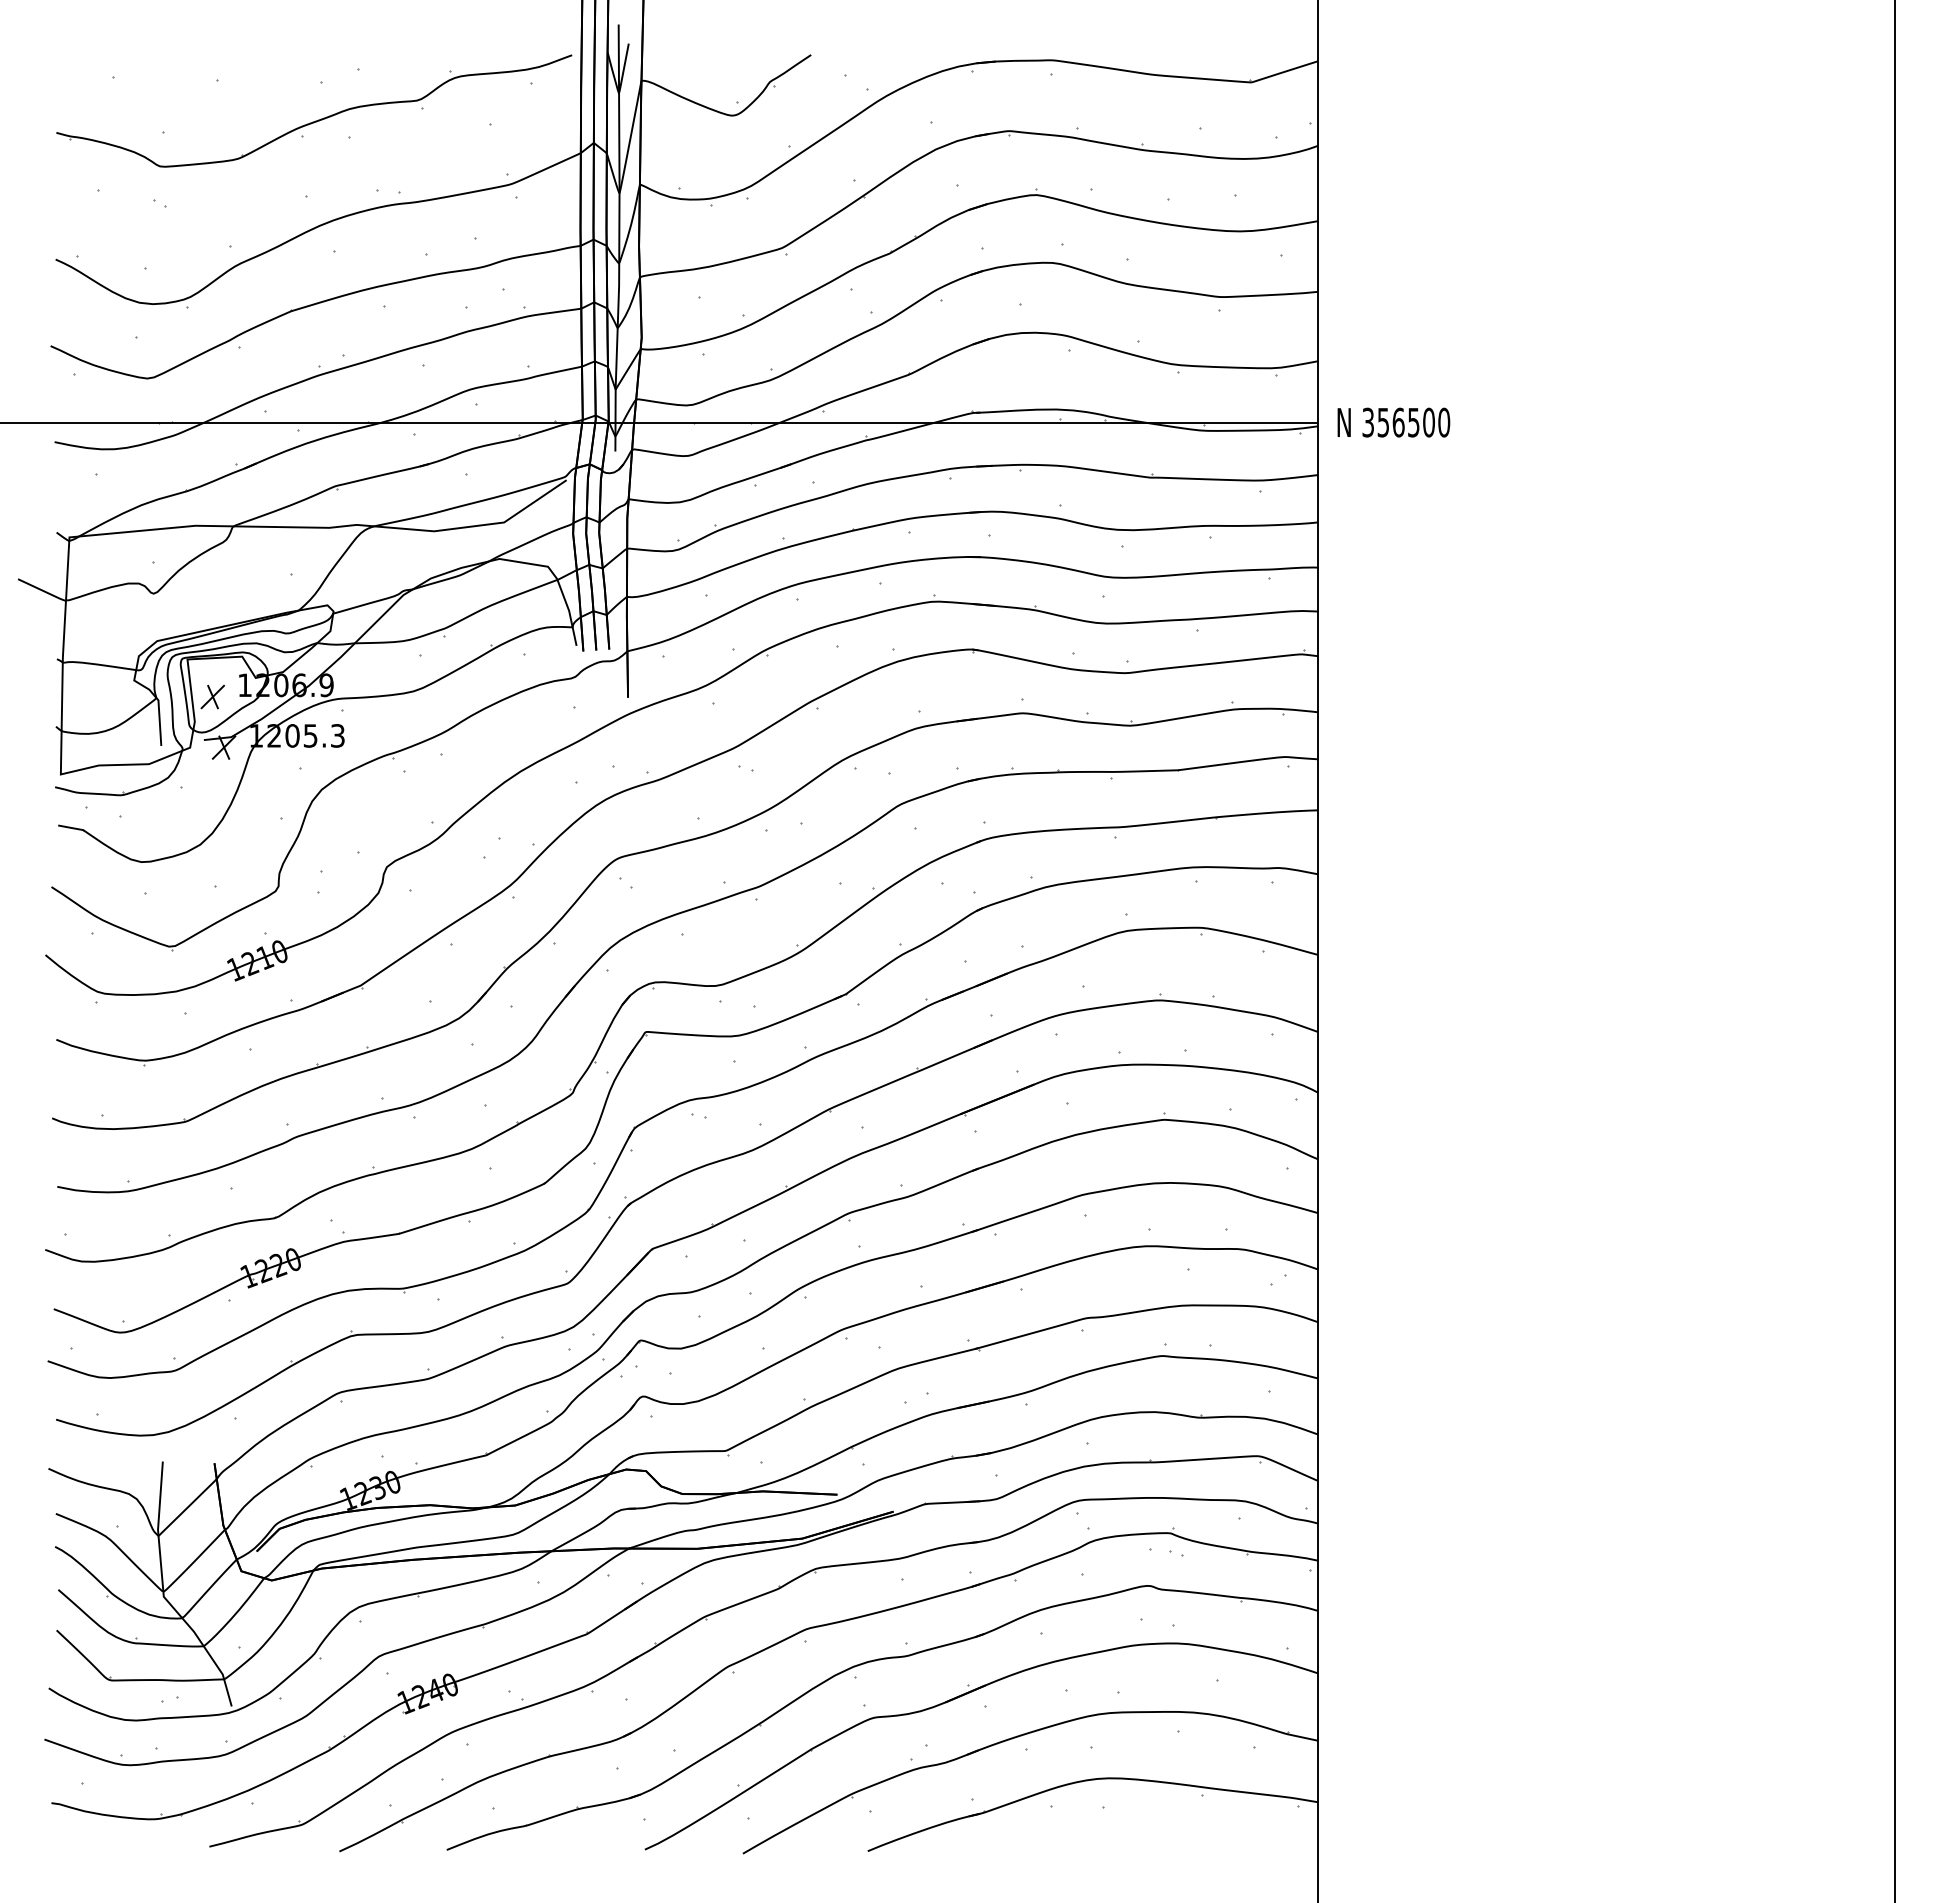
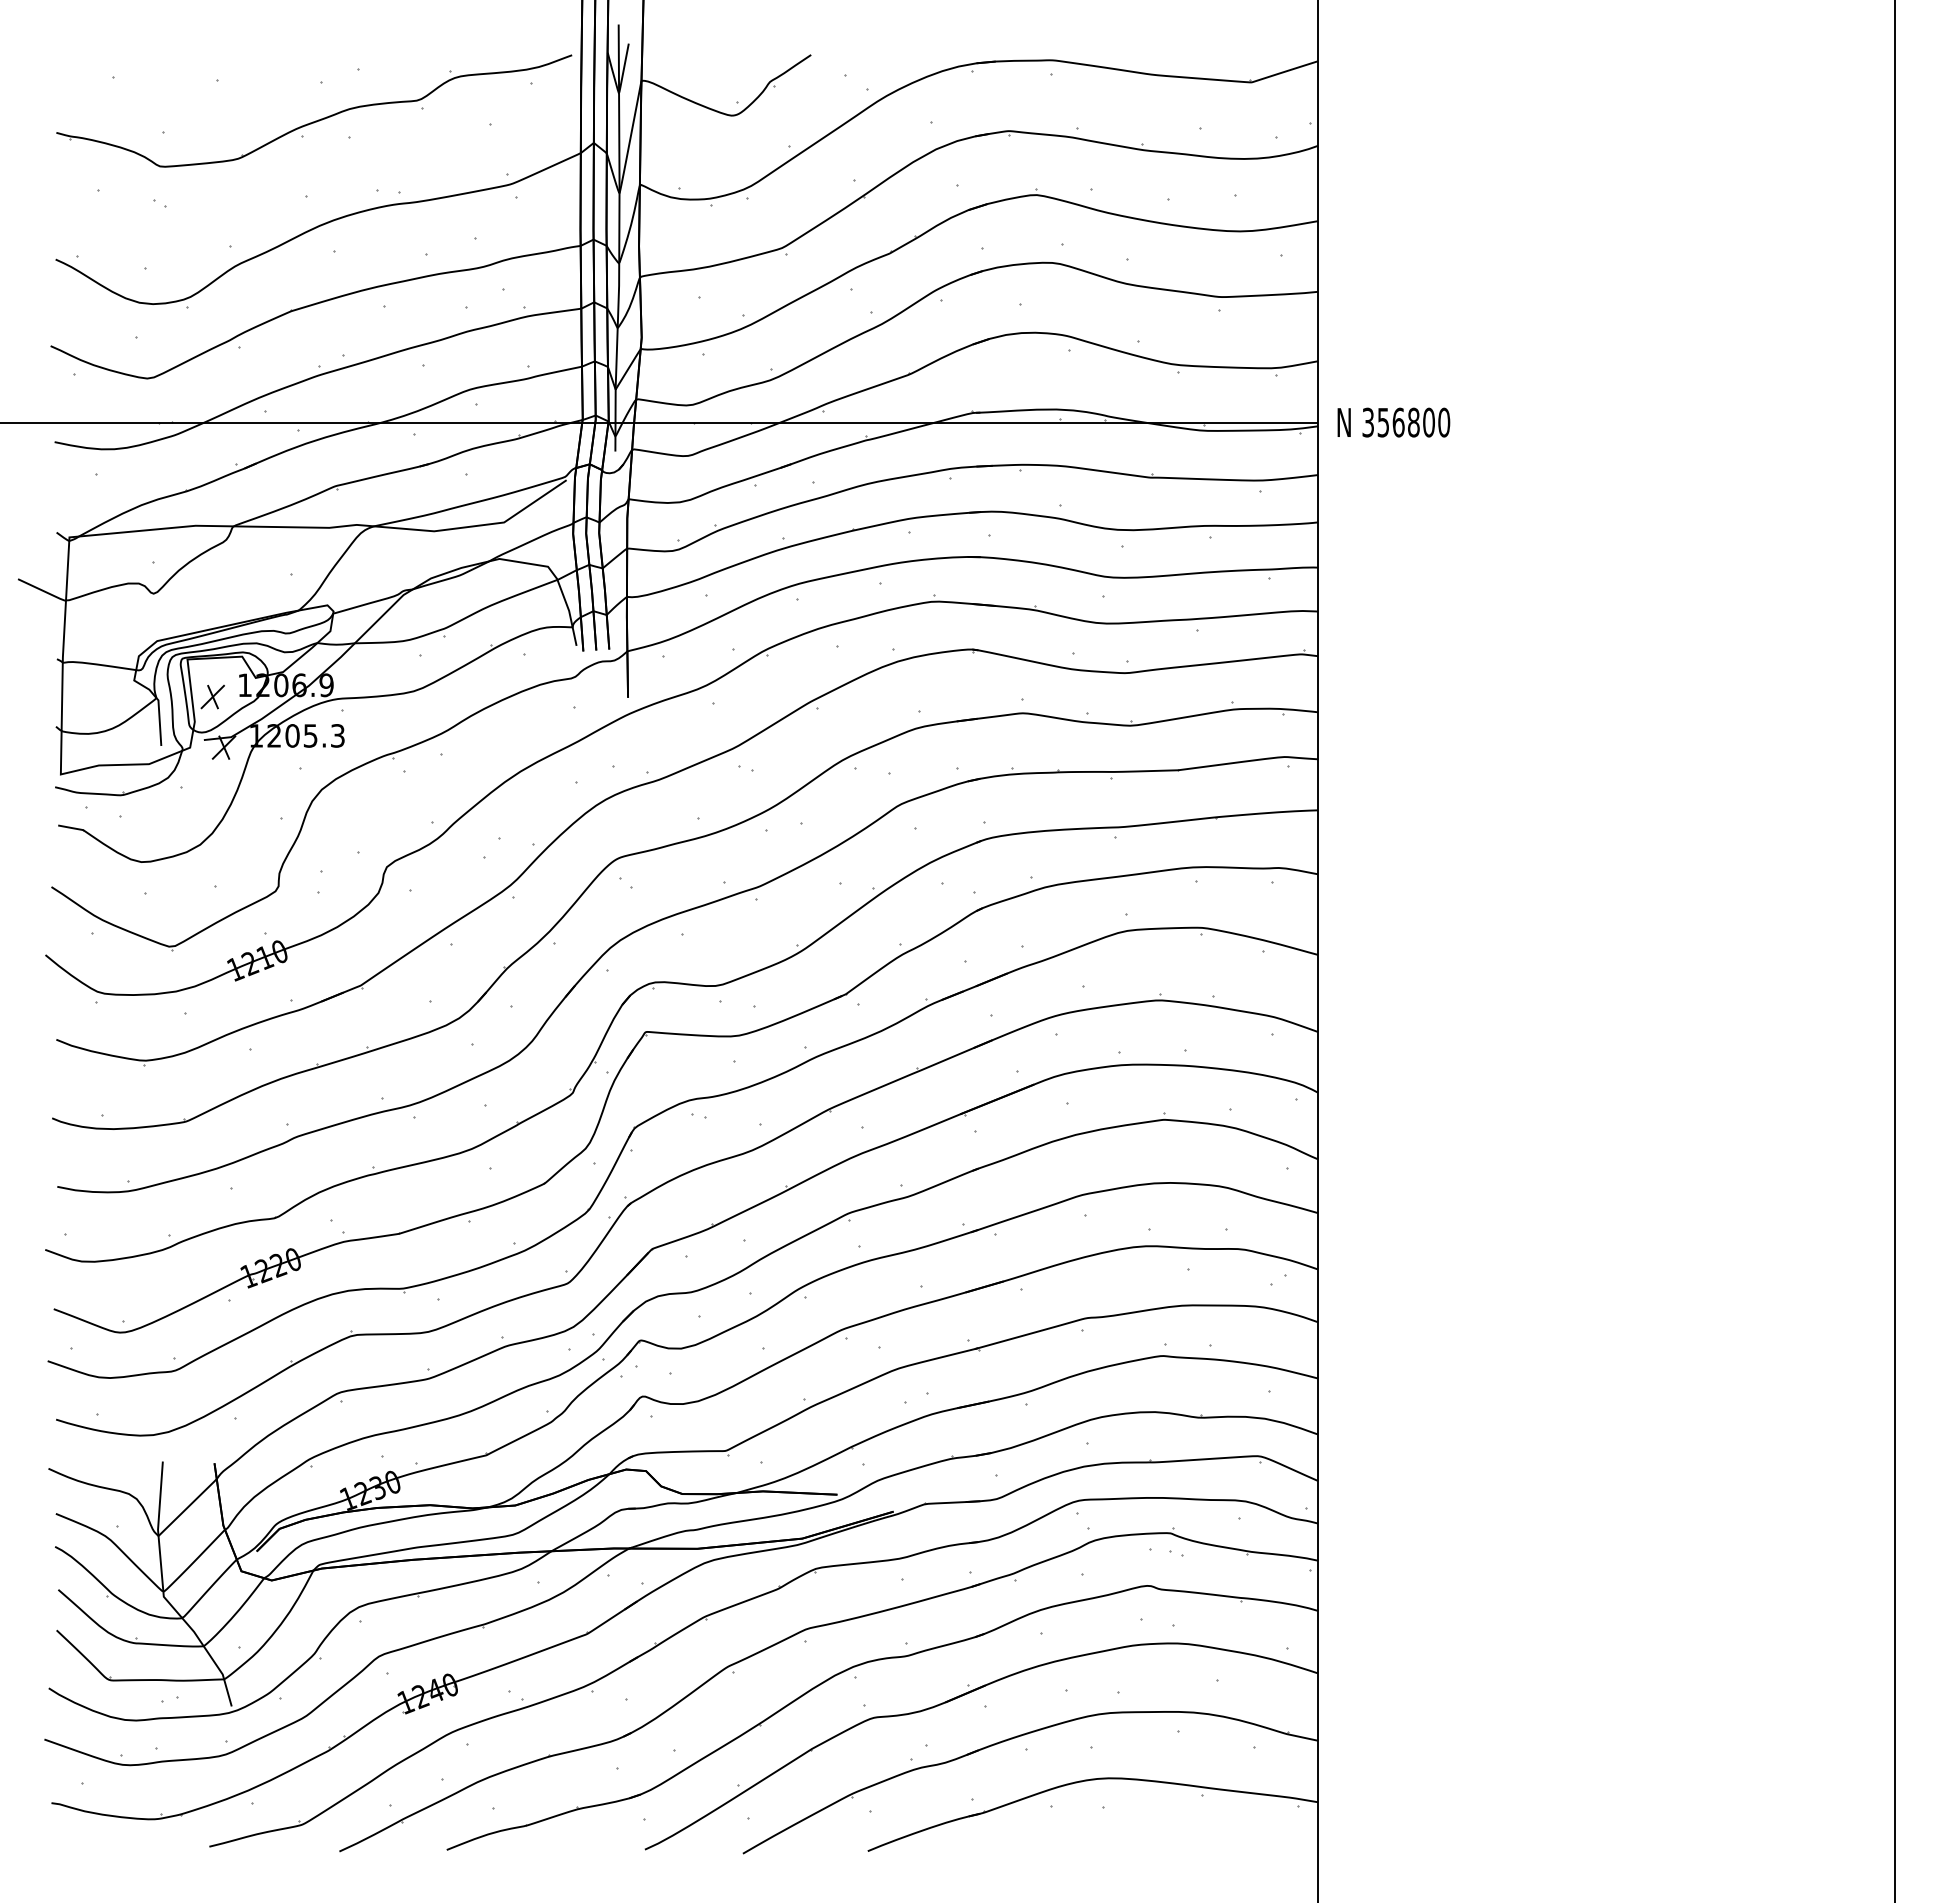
text: 356500 -> 356800 (1413, 422)
